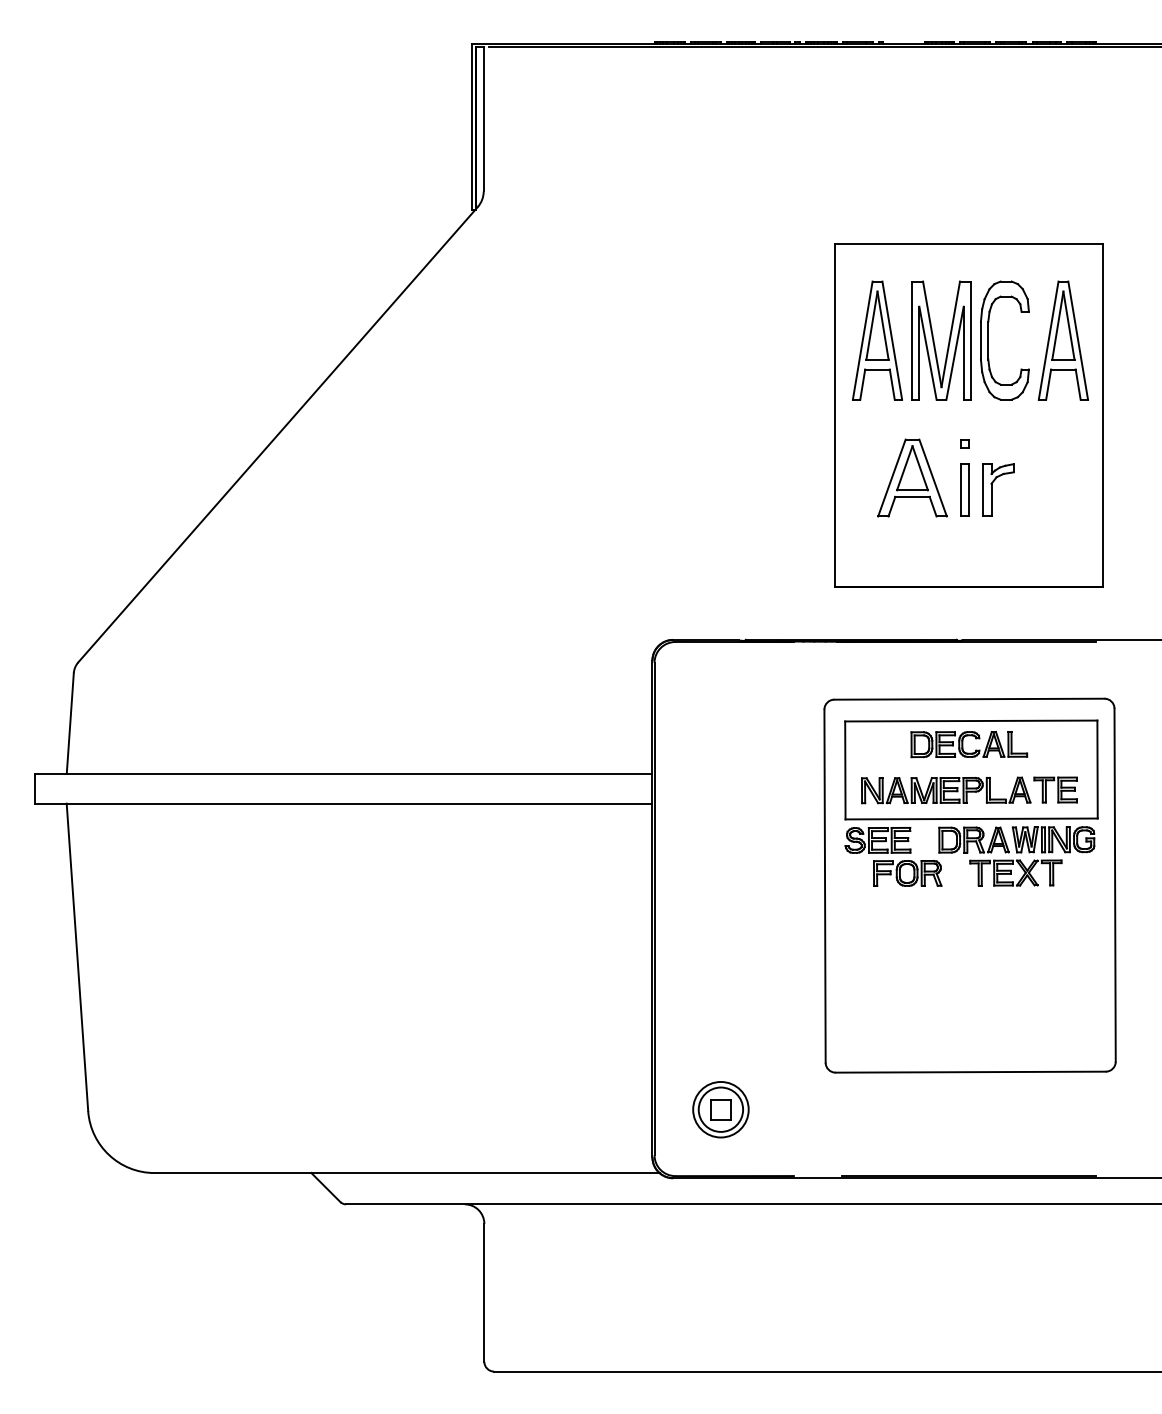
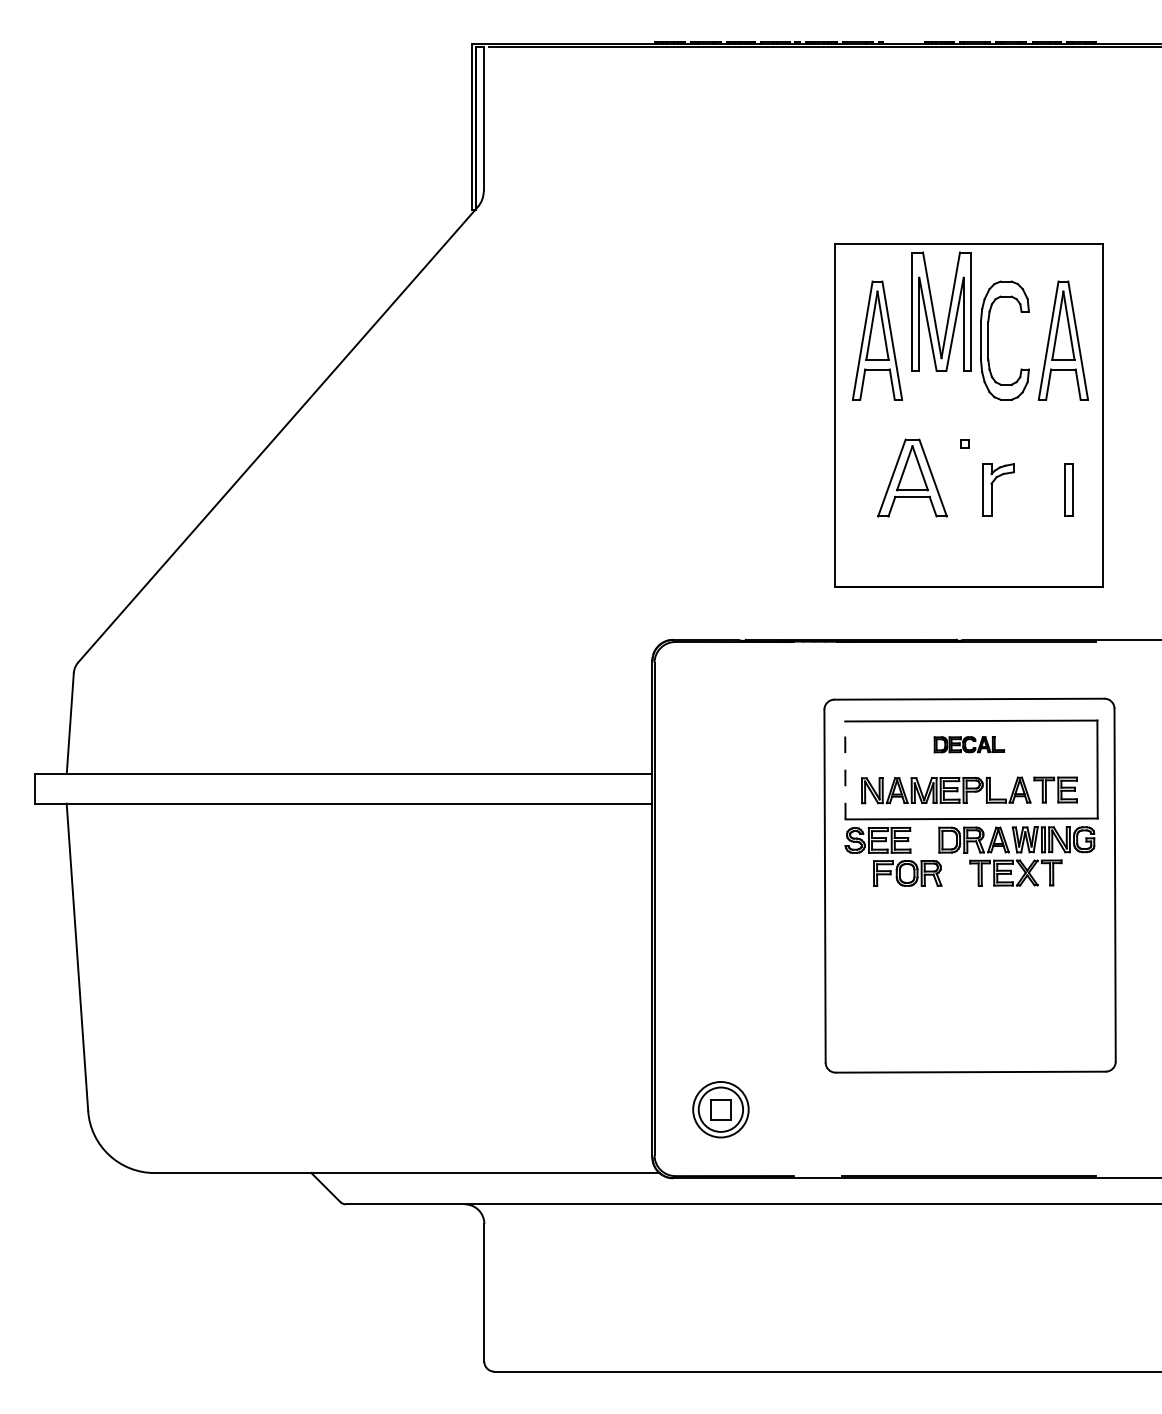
part position: (934, 340) -> (934, 311) (934, 311)
part position: (964, 489) -> (1068, 489) (1068, 489)
part size: 119x28 px -> 72x18 px (968, 744)
line: solid -> dashed (845, 770)
